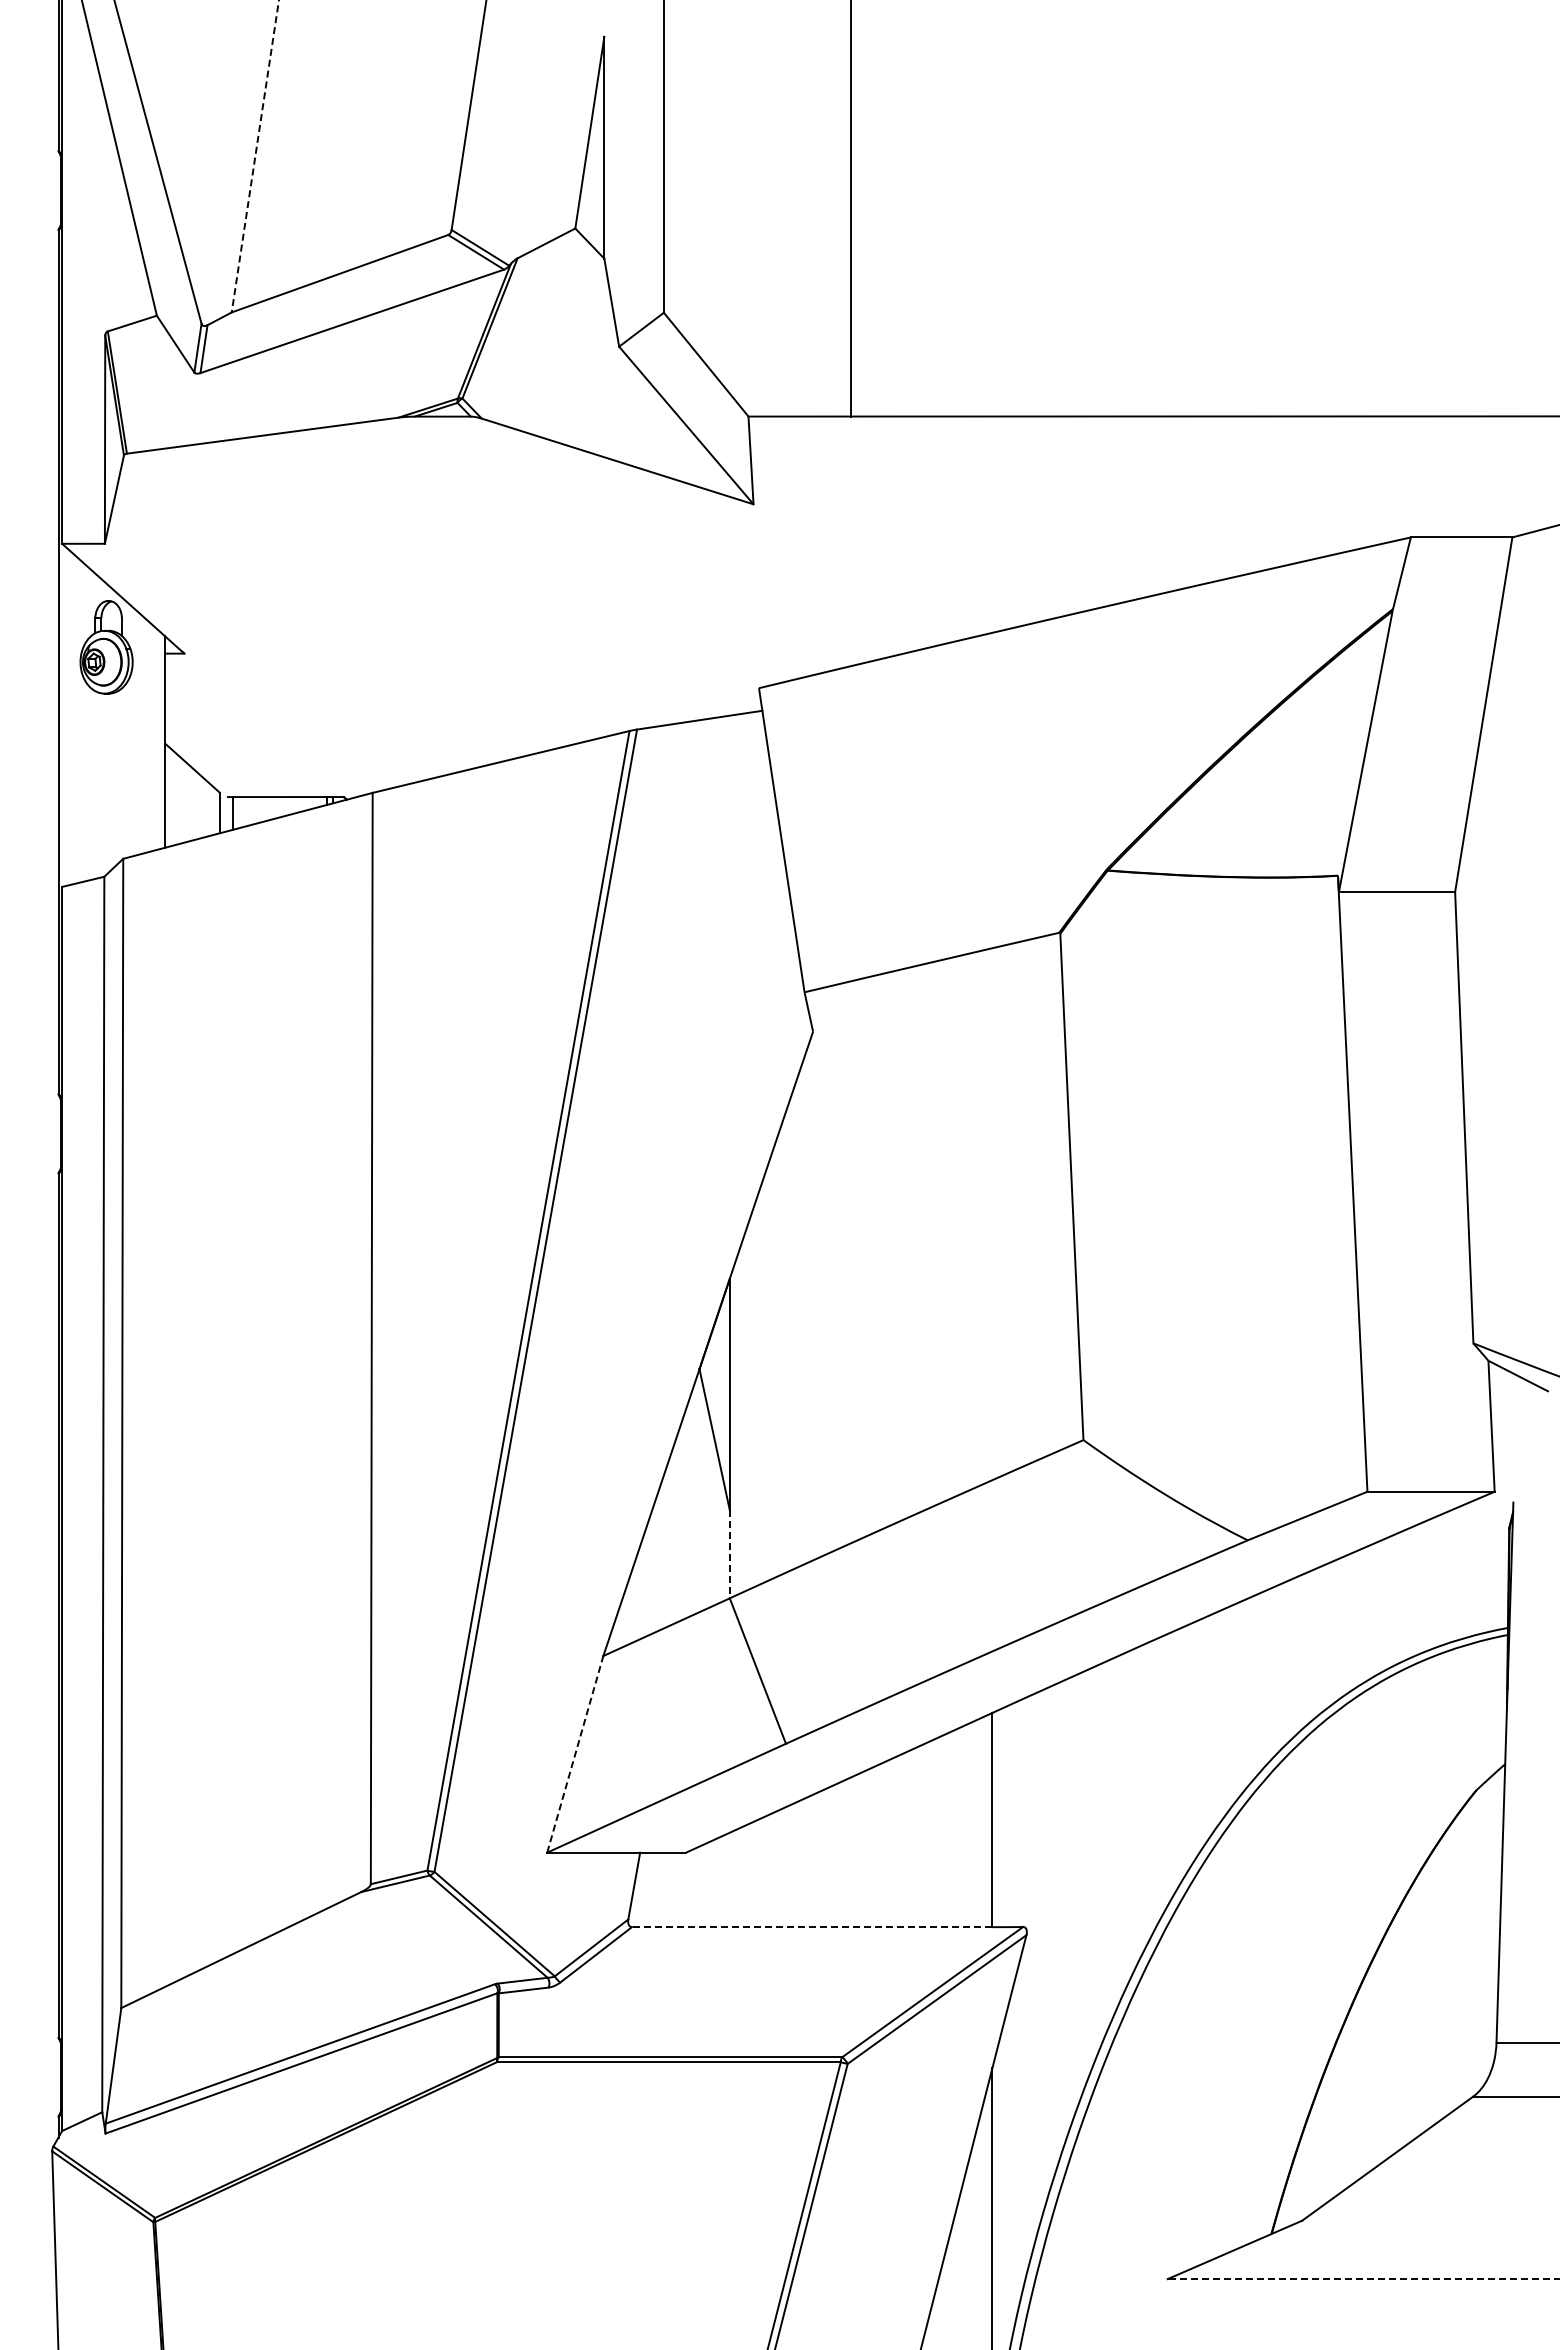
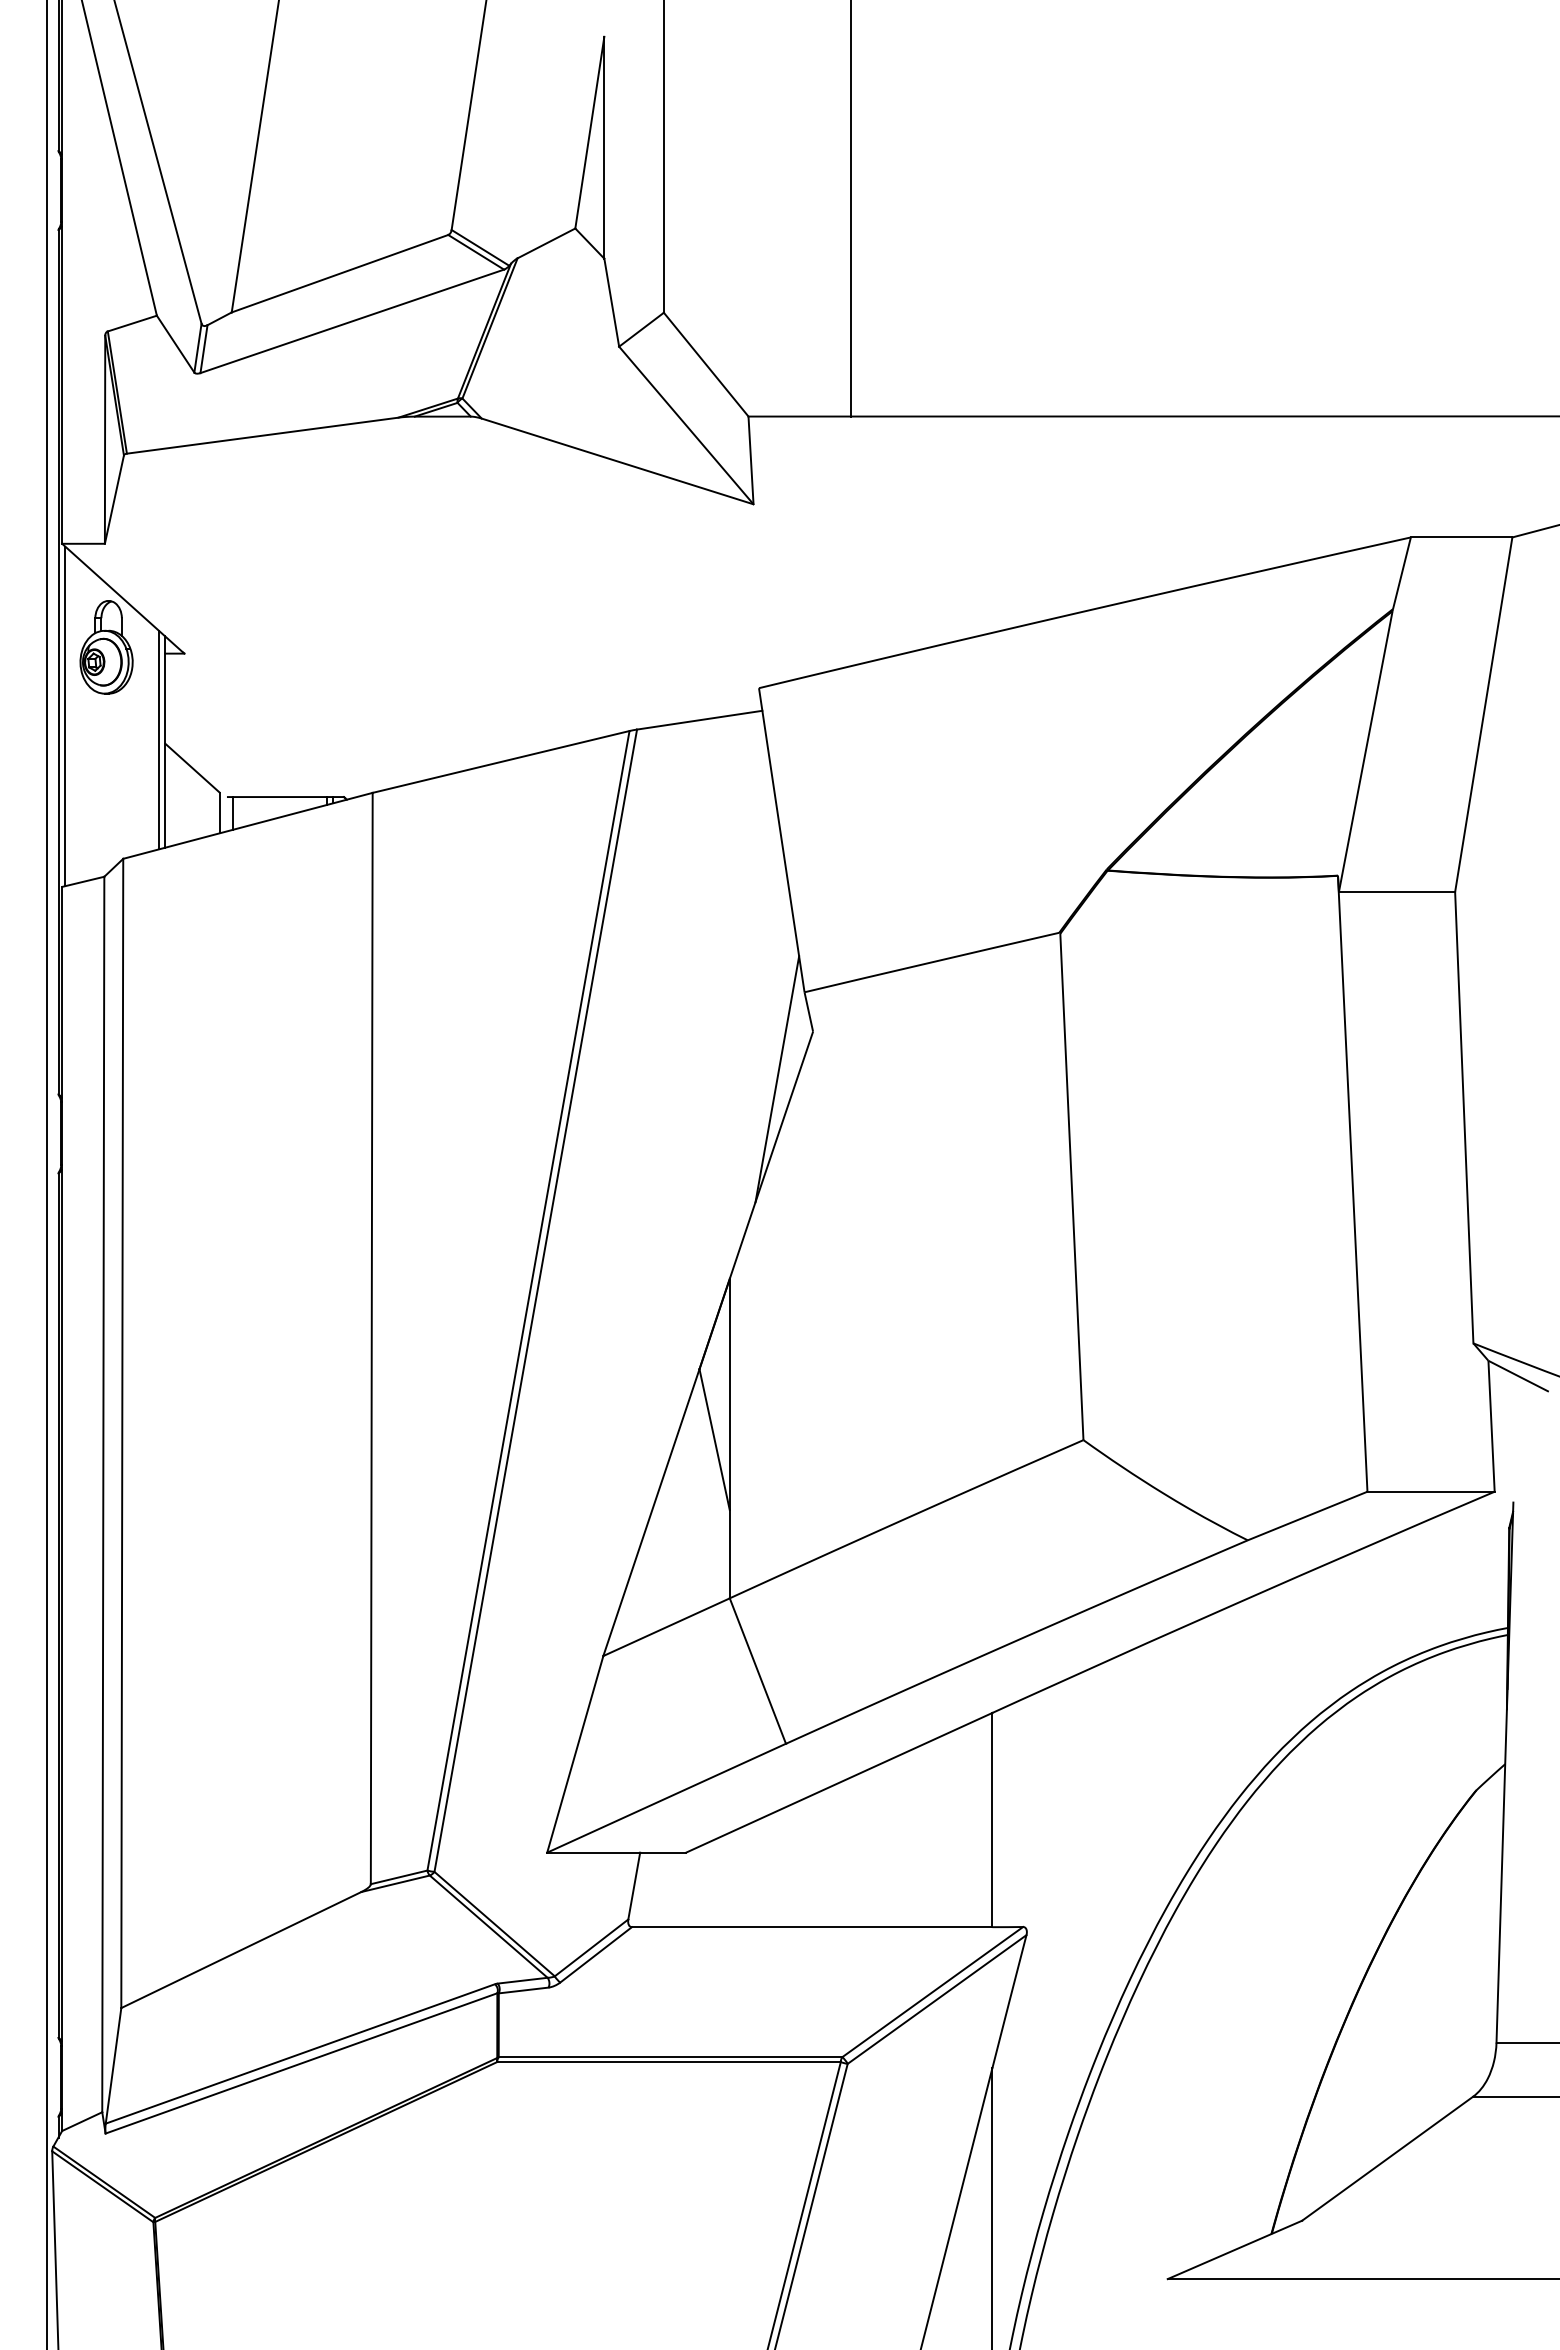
line: dashed -> solid (255, 156)
line: none -> present (65, 716)
line: none -> present (159, 740)
line: none -> present (777, 1079)
line: none -> present (46, 1174)
line: dashed -> solid (729, 1554)
line: dashed -> solid (575, 1753)
line: dashed -> solid (811, 1927)
line: dashed -> solid (1363, 2278)
